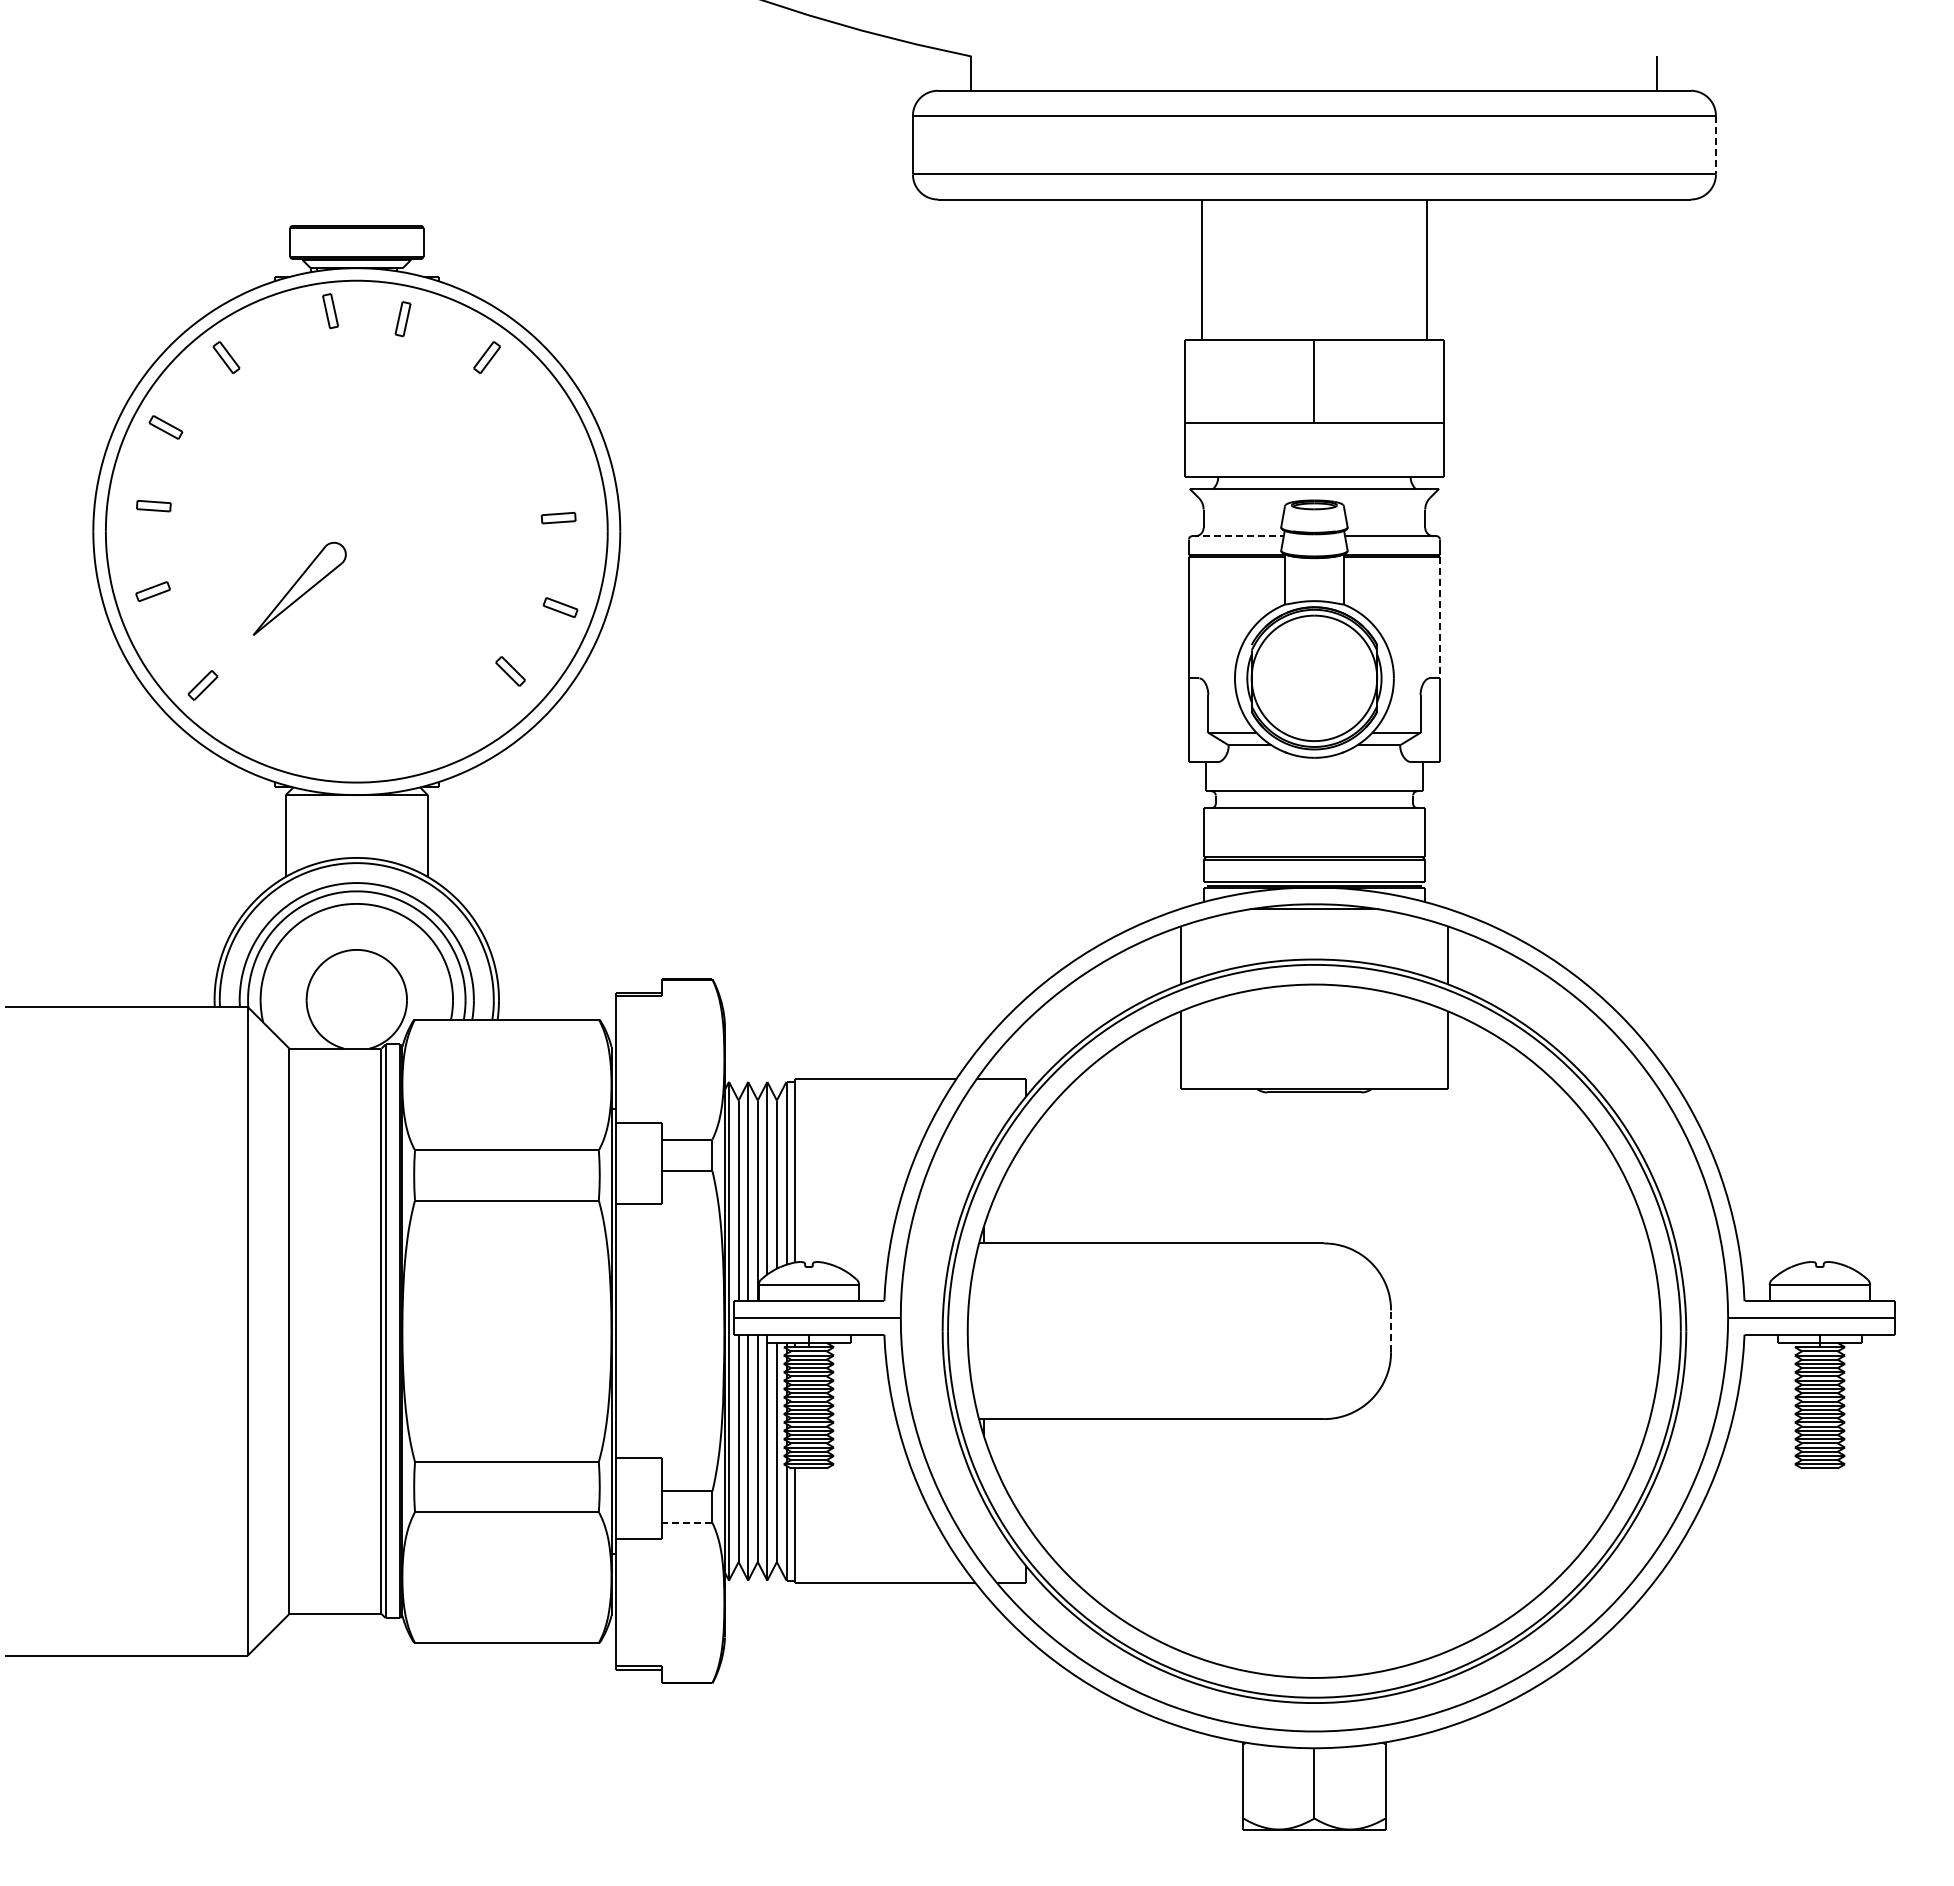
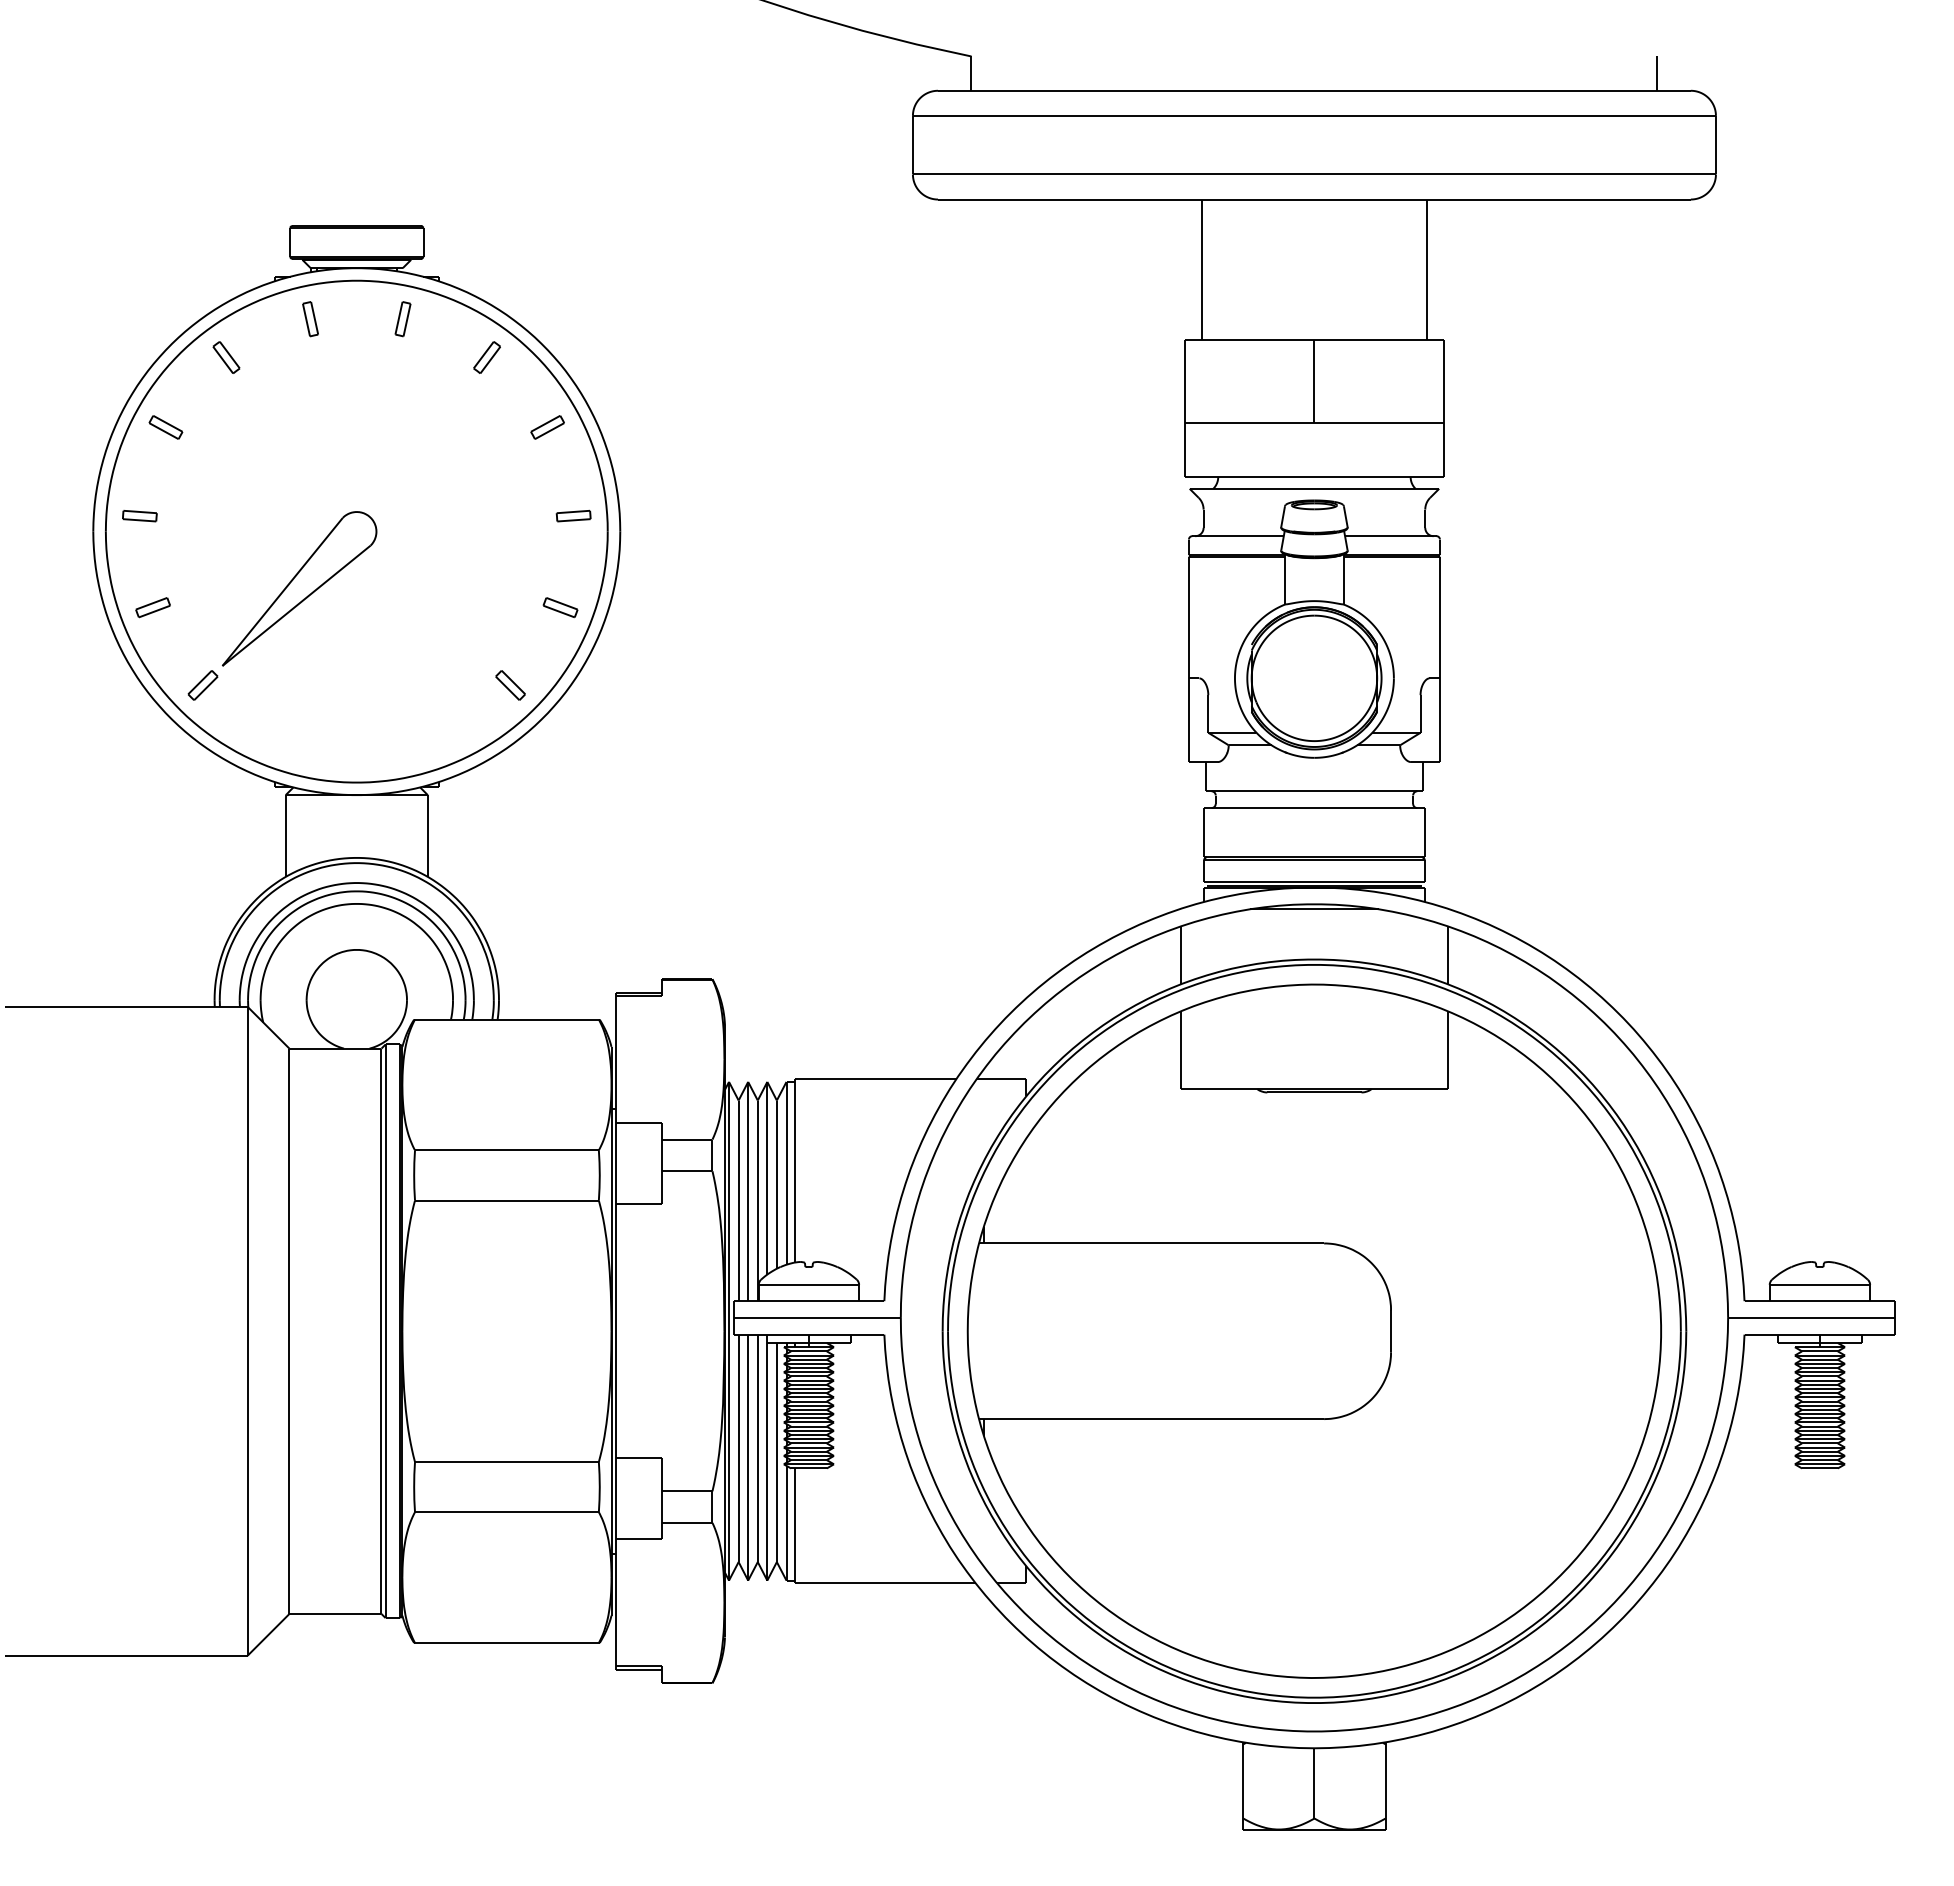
line: dashed -> solid (1715, 145)
part position: (330, 311) -> (310, 319) (310, 319)
part: none -> present (547, 427)
part position: (153, 506) -> (139, 516) (139, 516)
part position: (558, 517) -> (573, 515) (573, 515)
line: dashed -> solid (1238, 536)
part size: 94x95 px -> 156x156 px (299, 588)
part position: (152, 591) -> (152, 607) (152, 607)
line: dashed -> solid (1439, 617)
part position: (510, 671) -> (510, 685) (510, 685)
line: dashed -> solid (1391, 1331)
line: dashed -> solid (686, 1522)
